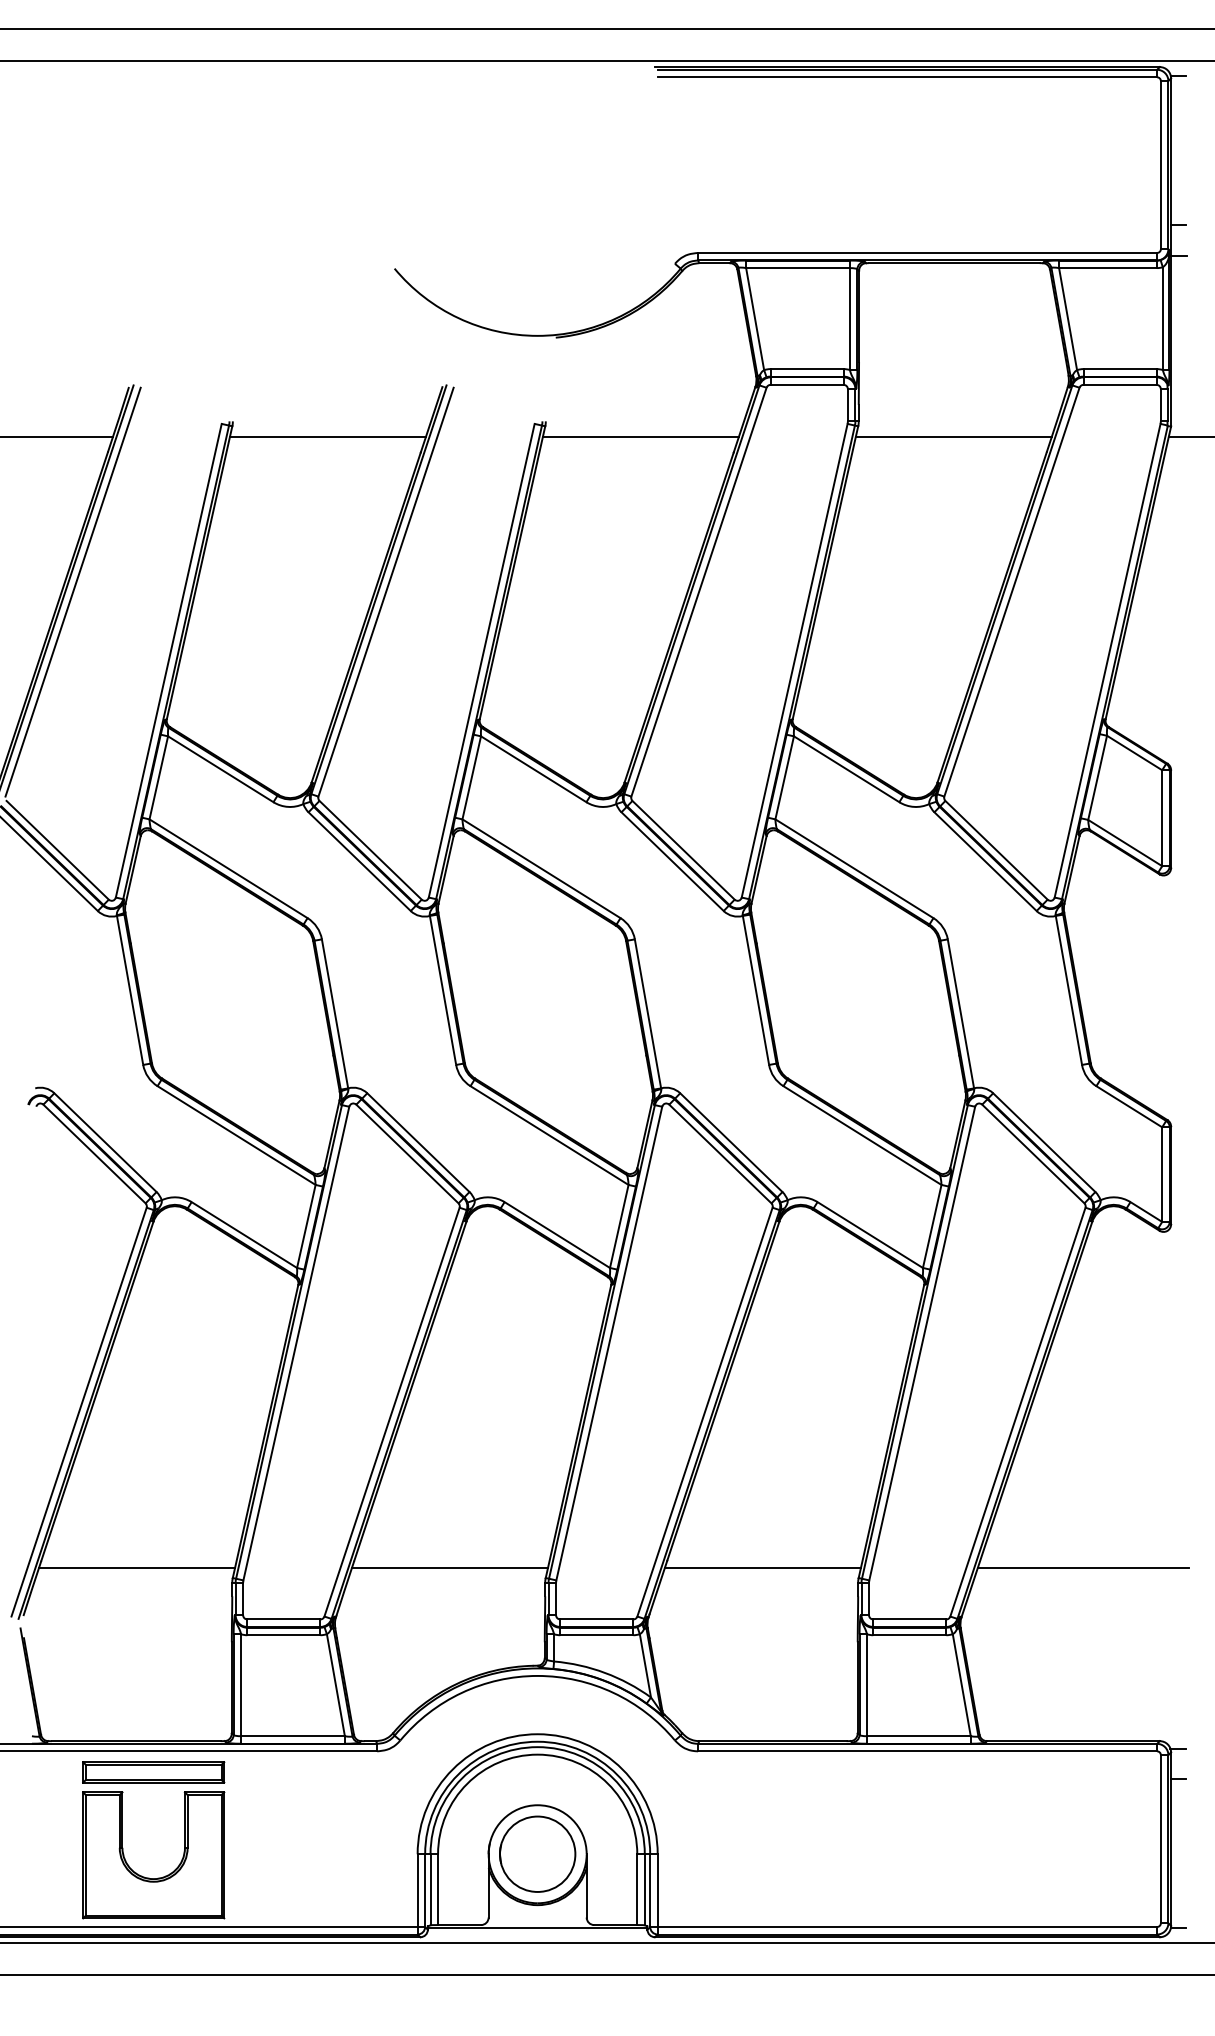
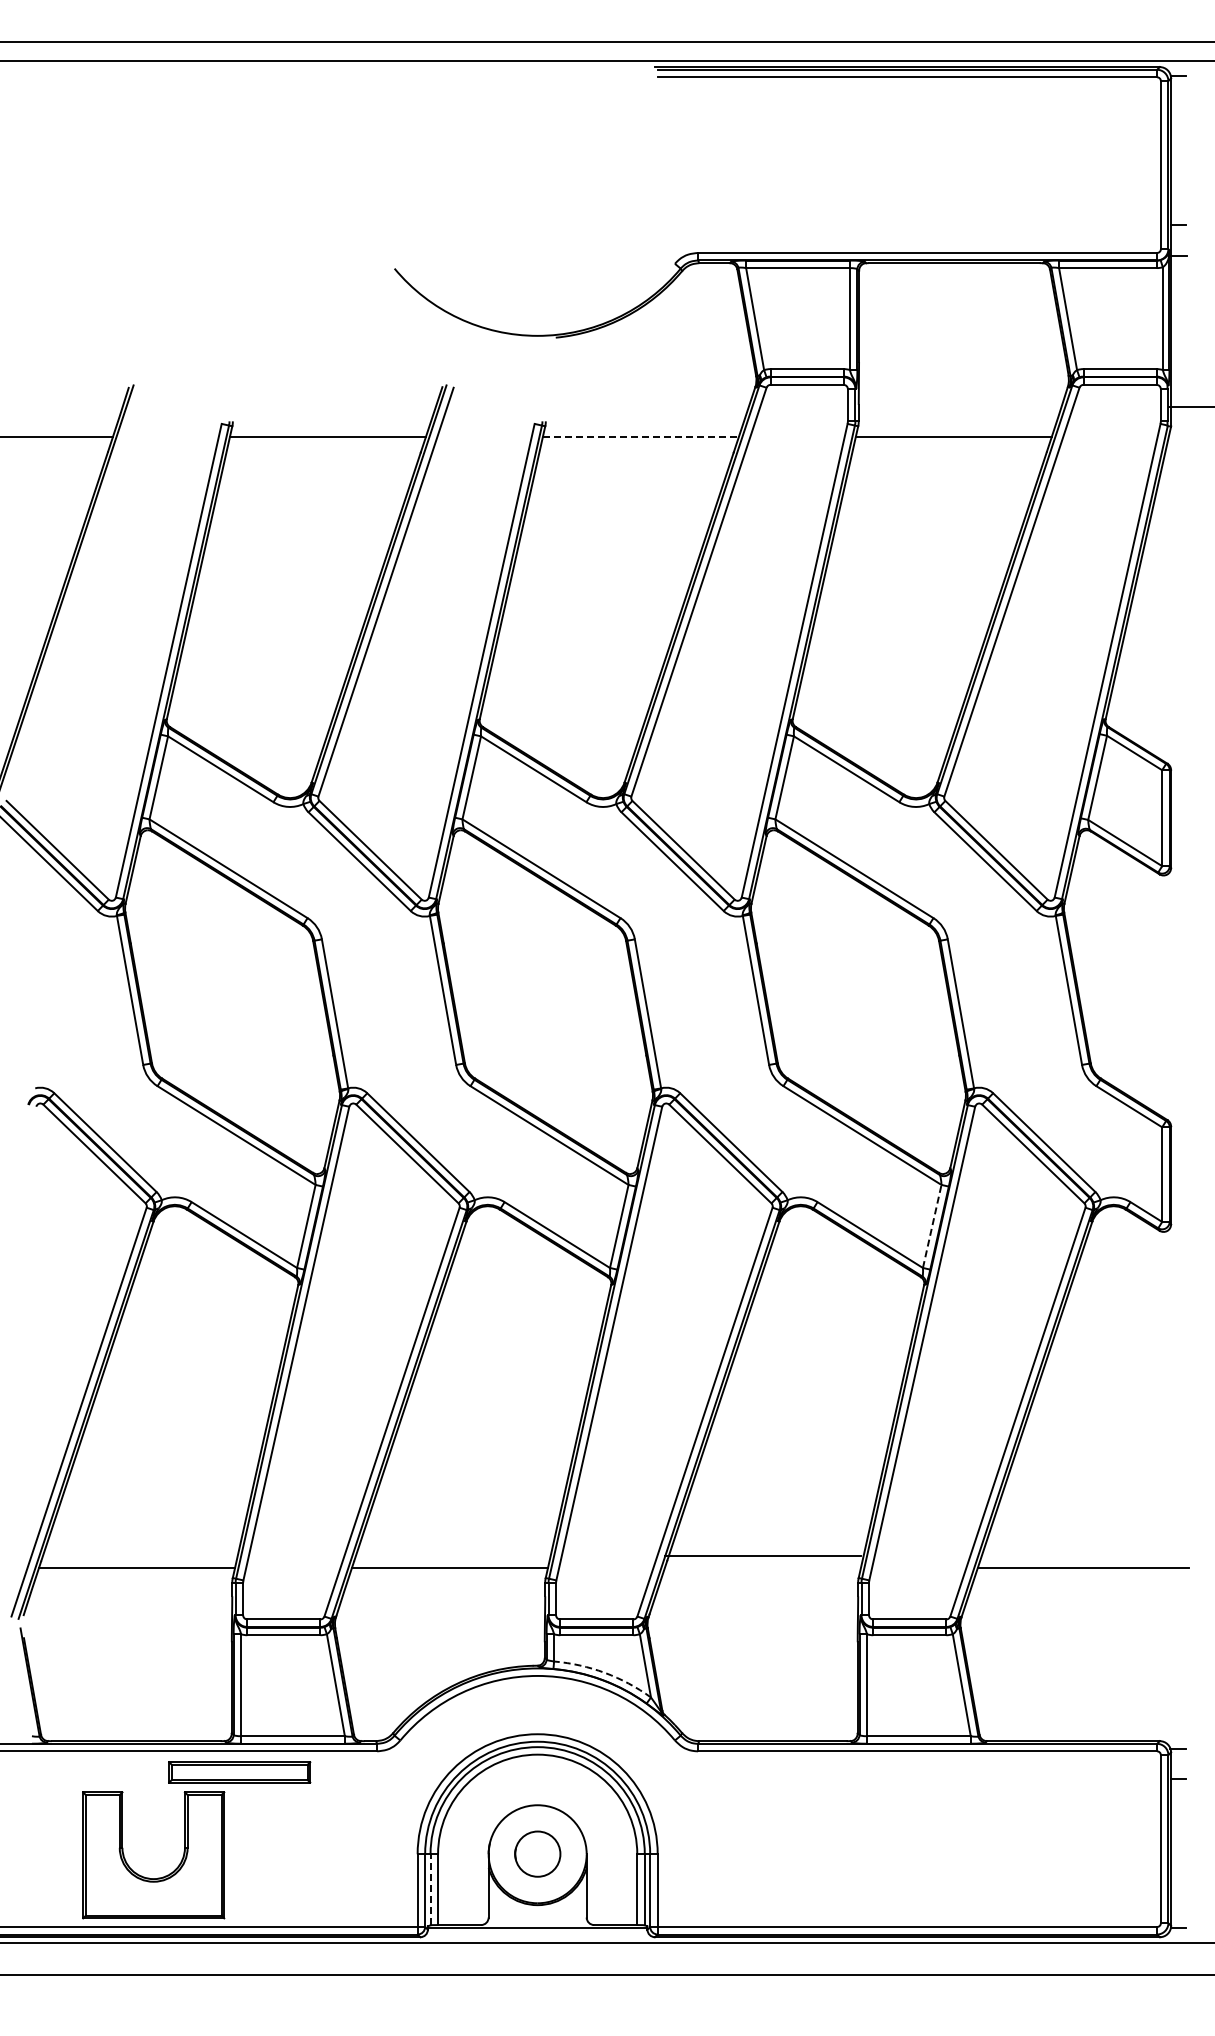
line position: (606, 29) -> (606, 42) (606, 42)
line: solid -> dashed (641, 436)
line position: (1189, 436) -> (1189, 406) (1189, 406)
line: present -> none (72, 591)
line: solid -> dashed (932, 1226)
line position: (762, 1567) -> (762, 1555) (762, 1555)
arc: solid -> dashed (605, 1672)
part position: (153, 1772) -> (239, 1772) (239, 1772)
circle size: 78x78 px -> 48x48 px (537, 1853)
line: solid -> dashed (430, 1889)
